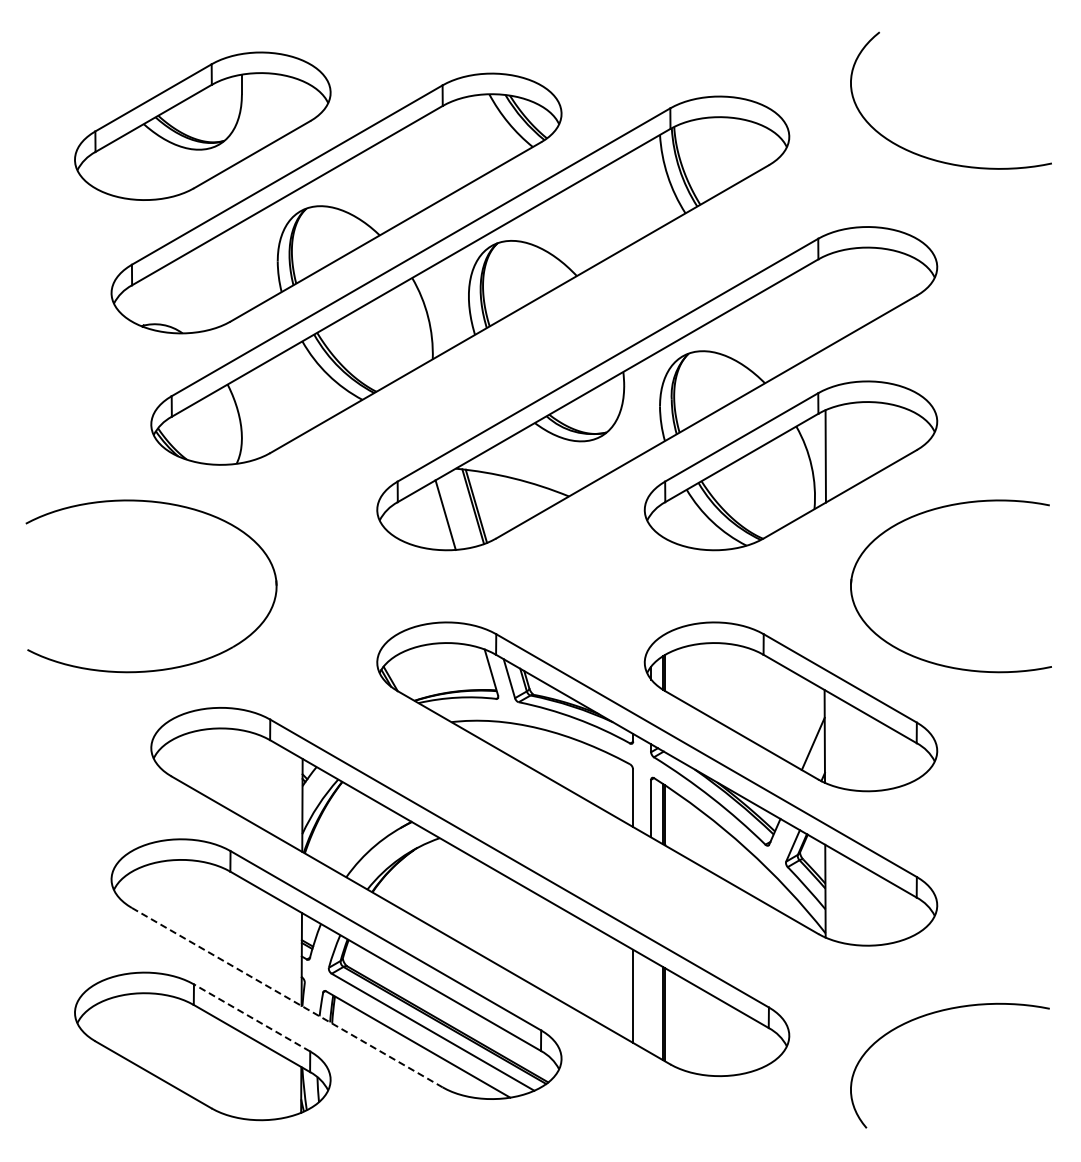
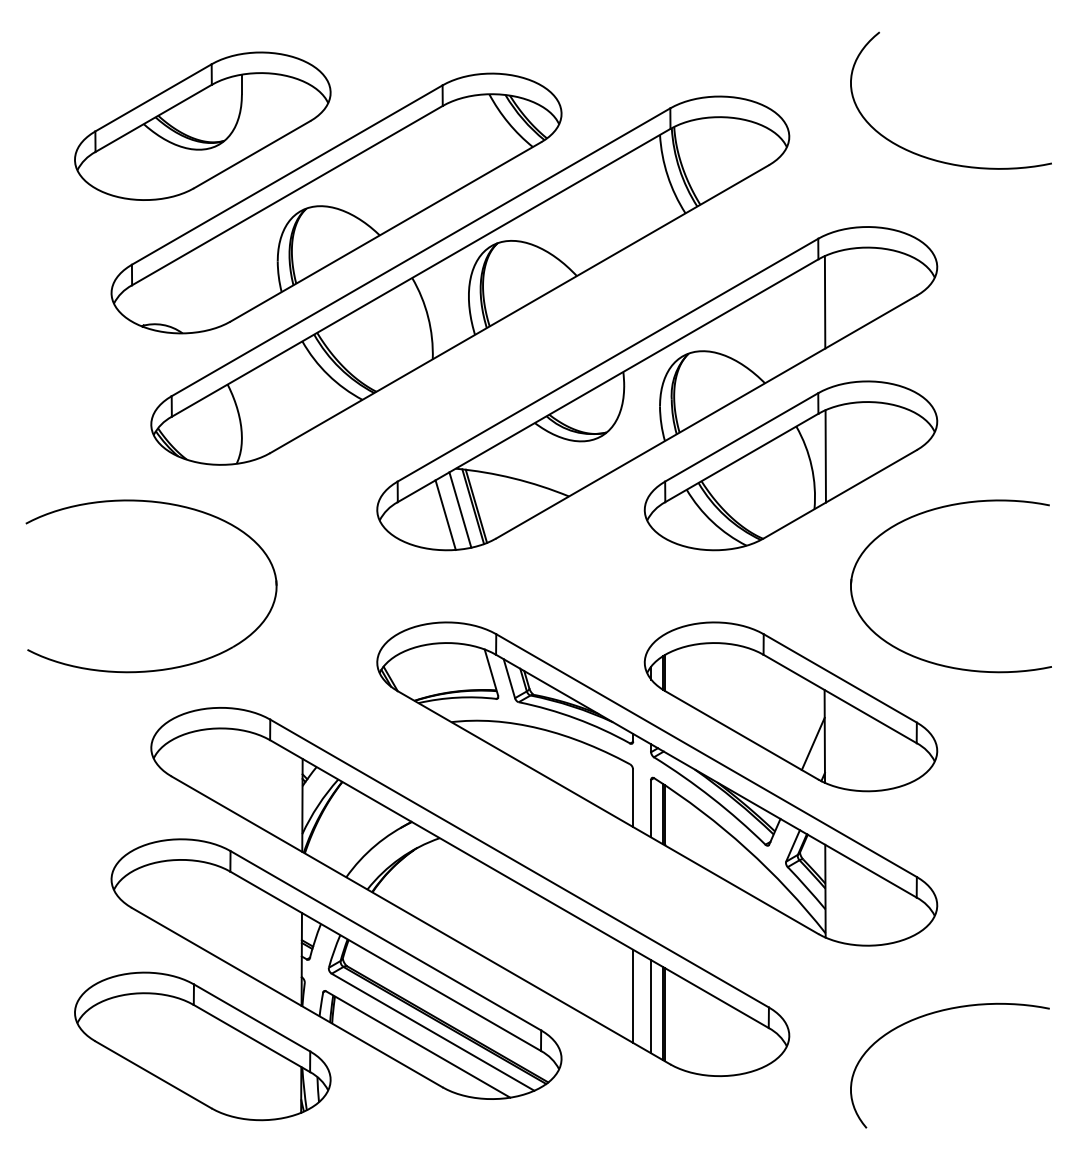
line: none -> present (824, 302)
line: none -> present (460, 509)
line: dashed -> solid (287, 997)
line: none -> present (651, 1006)
line: dashed -> solid (251, 1017)
